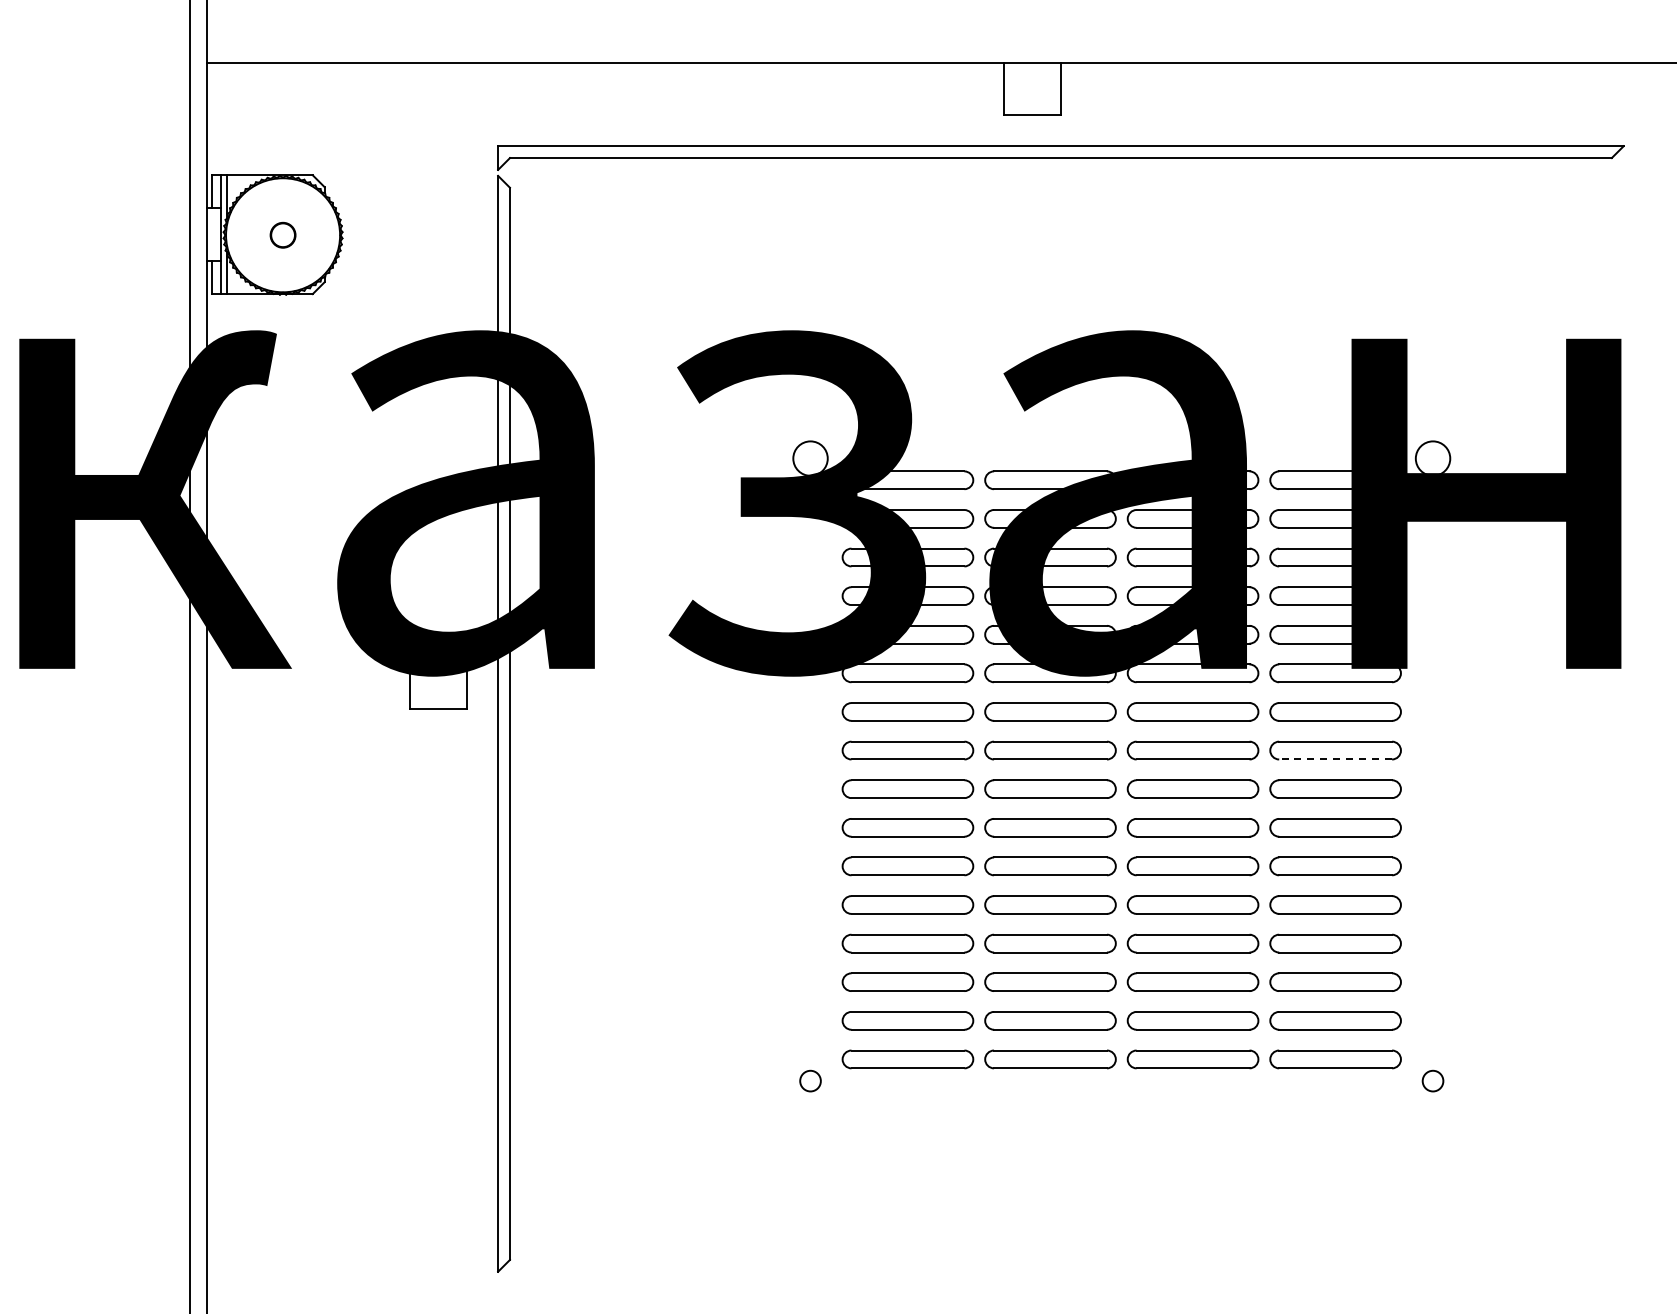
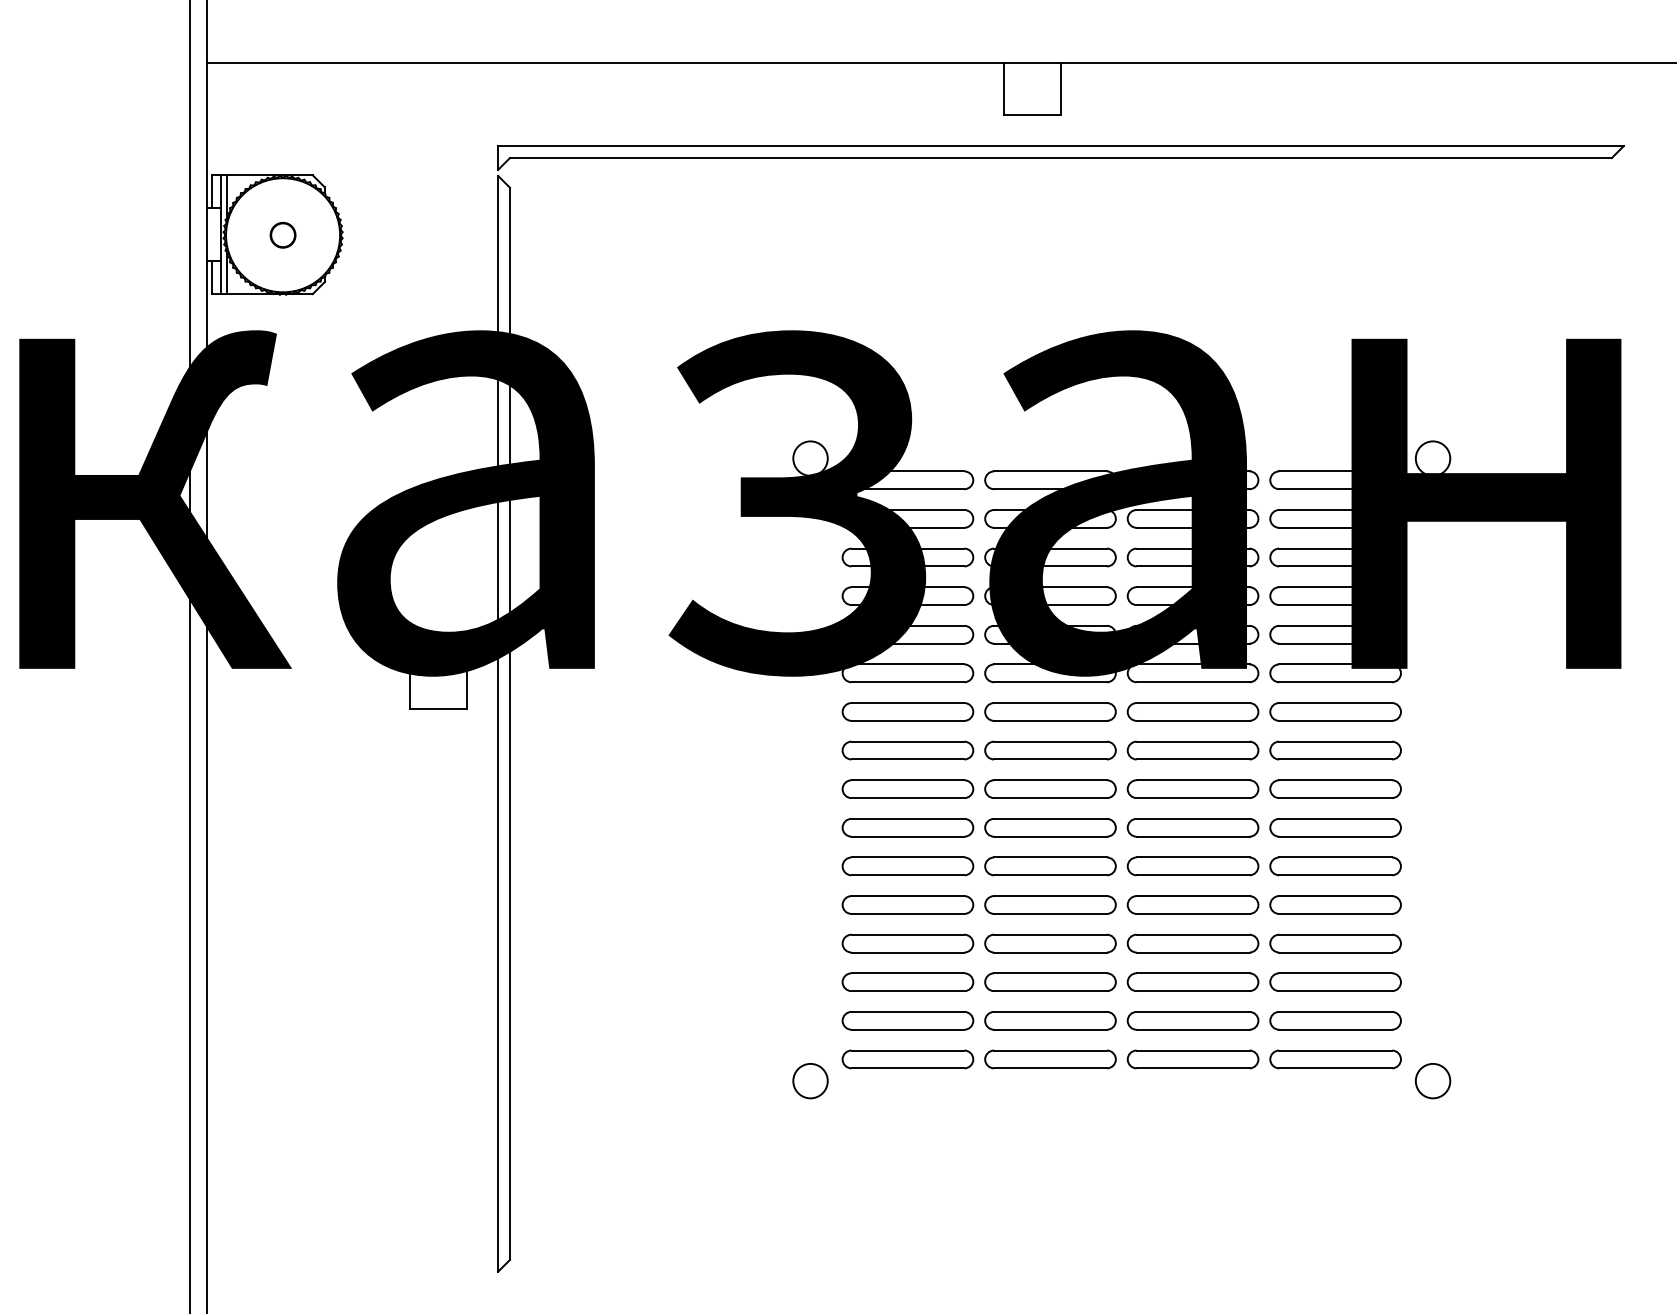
line: dashed -> solid (1335, 759)
circle diameter: 21 px -> 34 px (810, 1080)
circle diameter: 21 px -> 34 px (1432, 1080)
